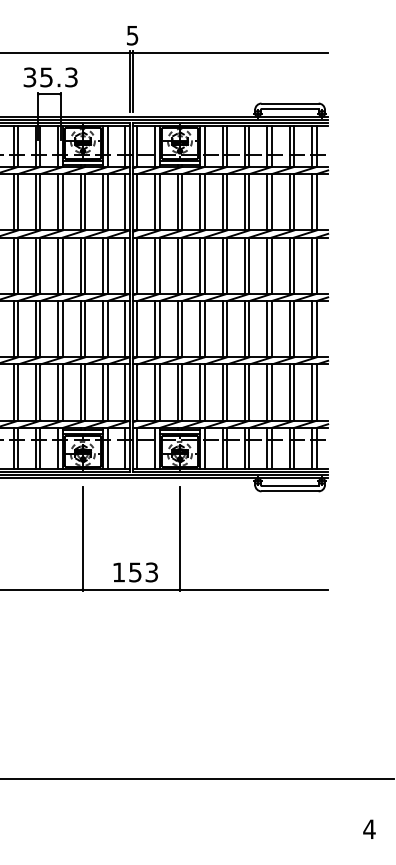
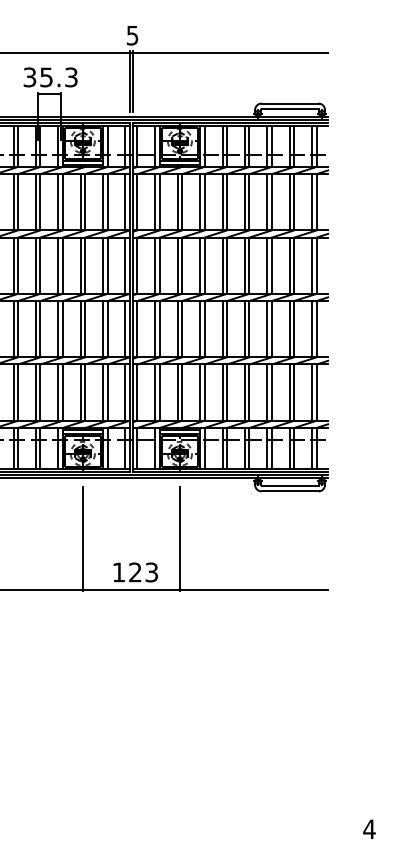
text: 153 -> 123 (135, 572)
line: present -> none (197, 778)
